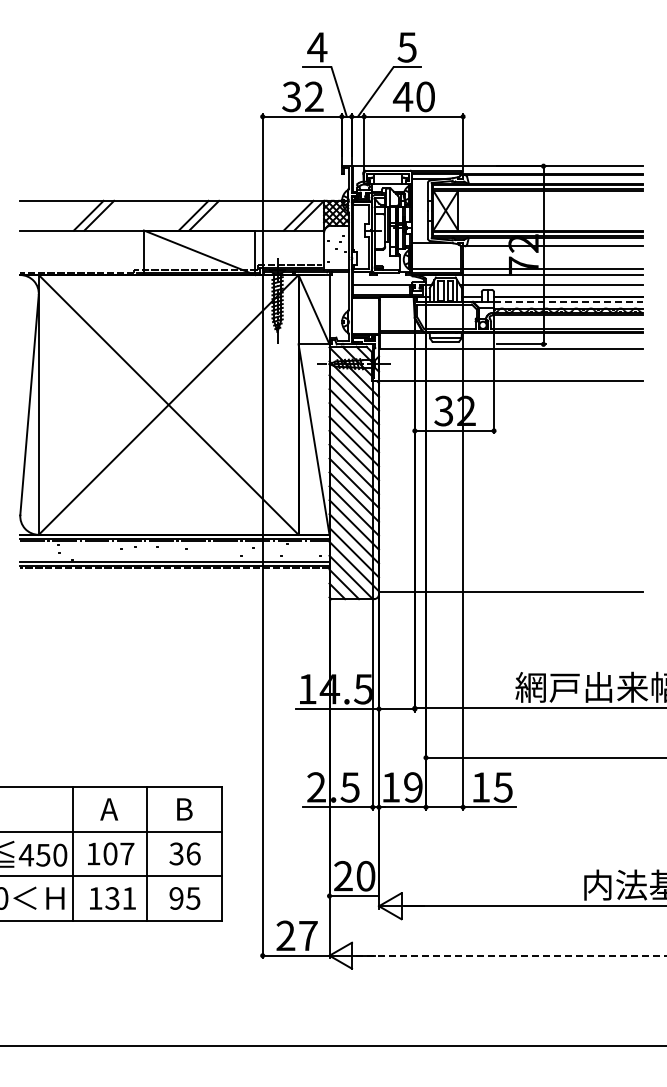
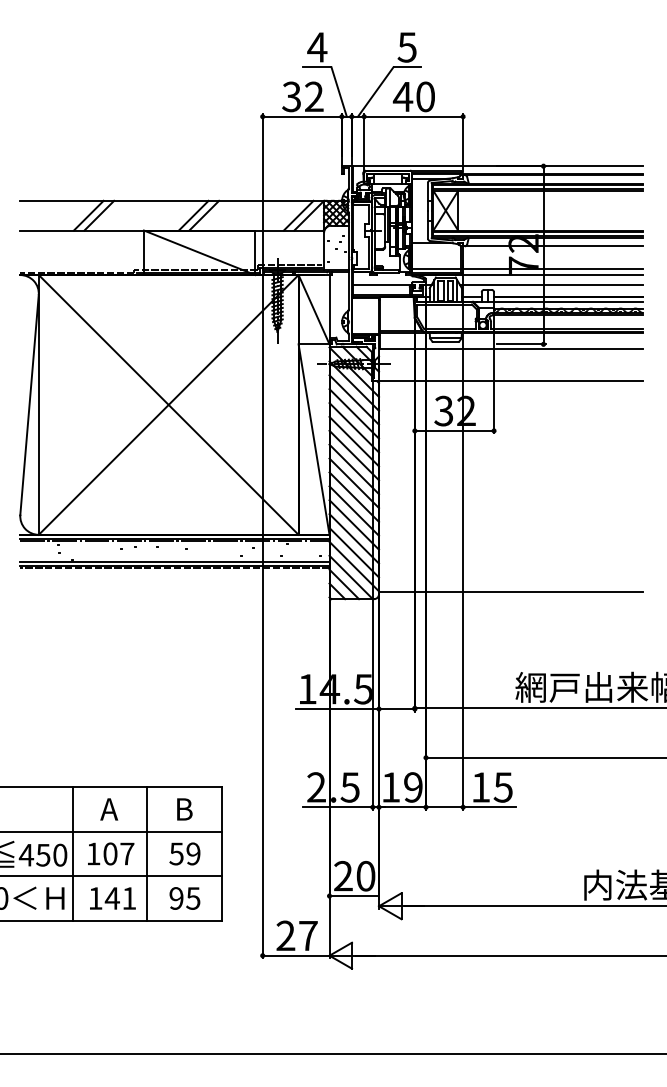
line: dashed -> solid (568, 302)
text: 36 -> 59 (185, 853)
text: 131 -> 141 (111, 898)
line: dashed -> solid (511, 955)
line position: (332, 1046) -> (332, 1054) (332, 1054)
